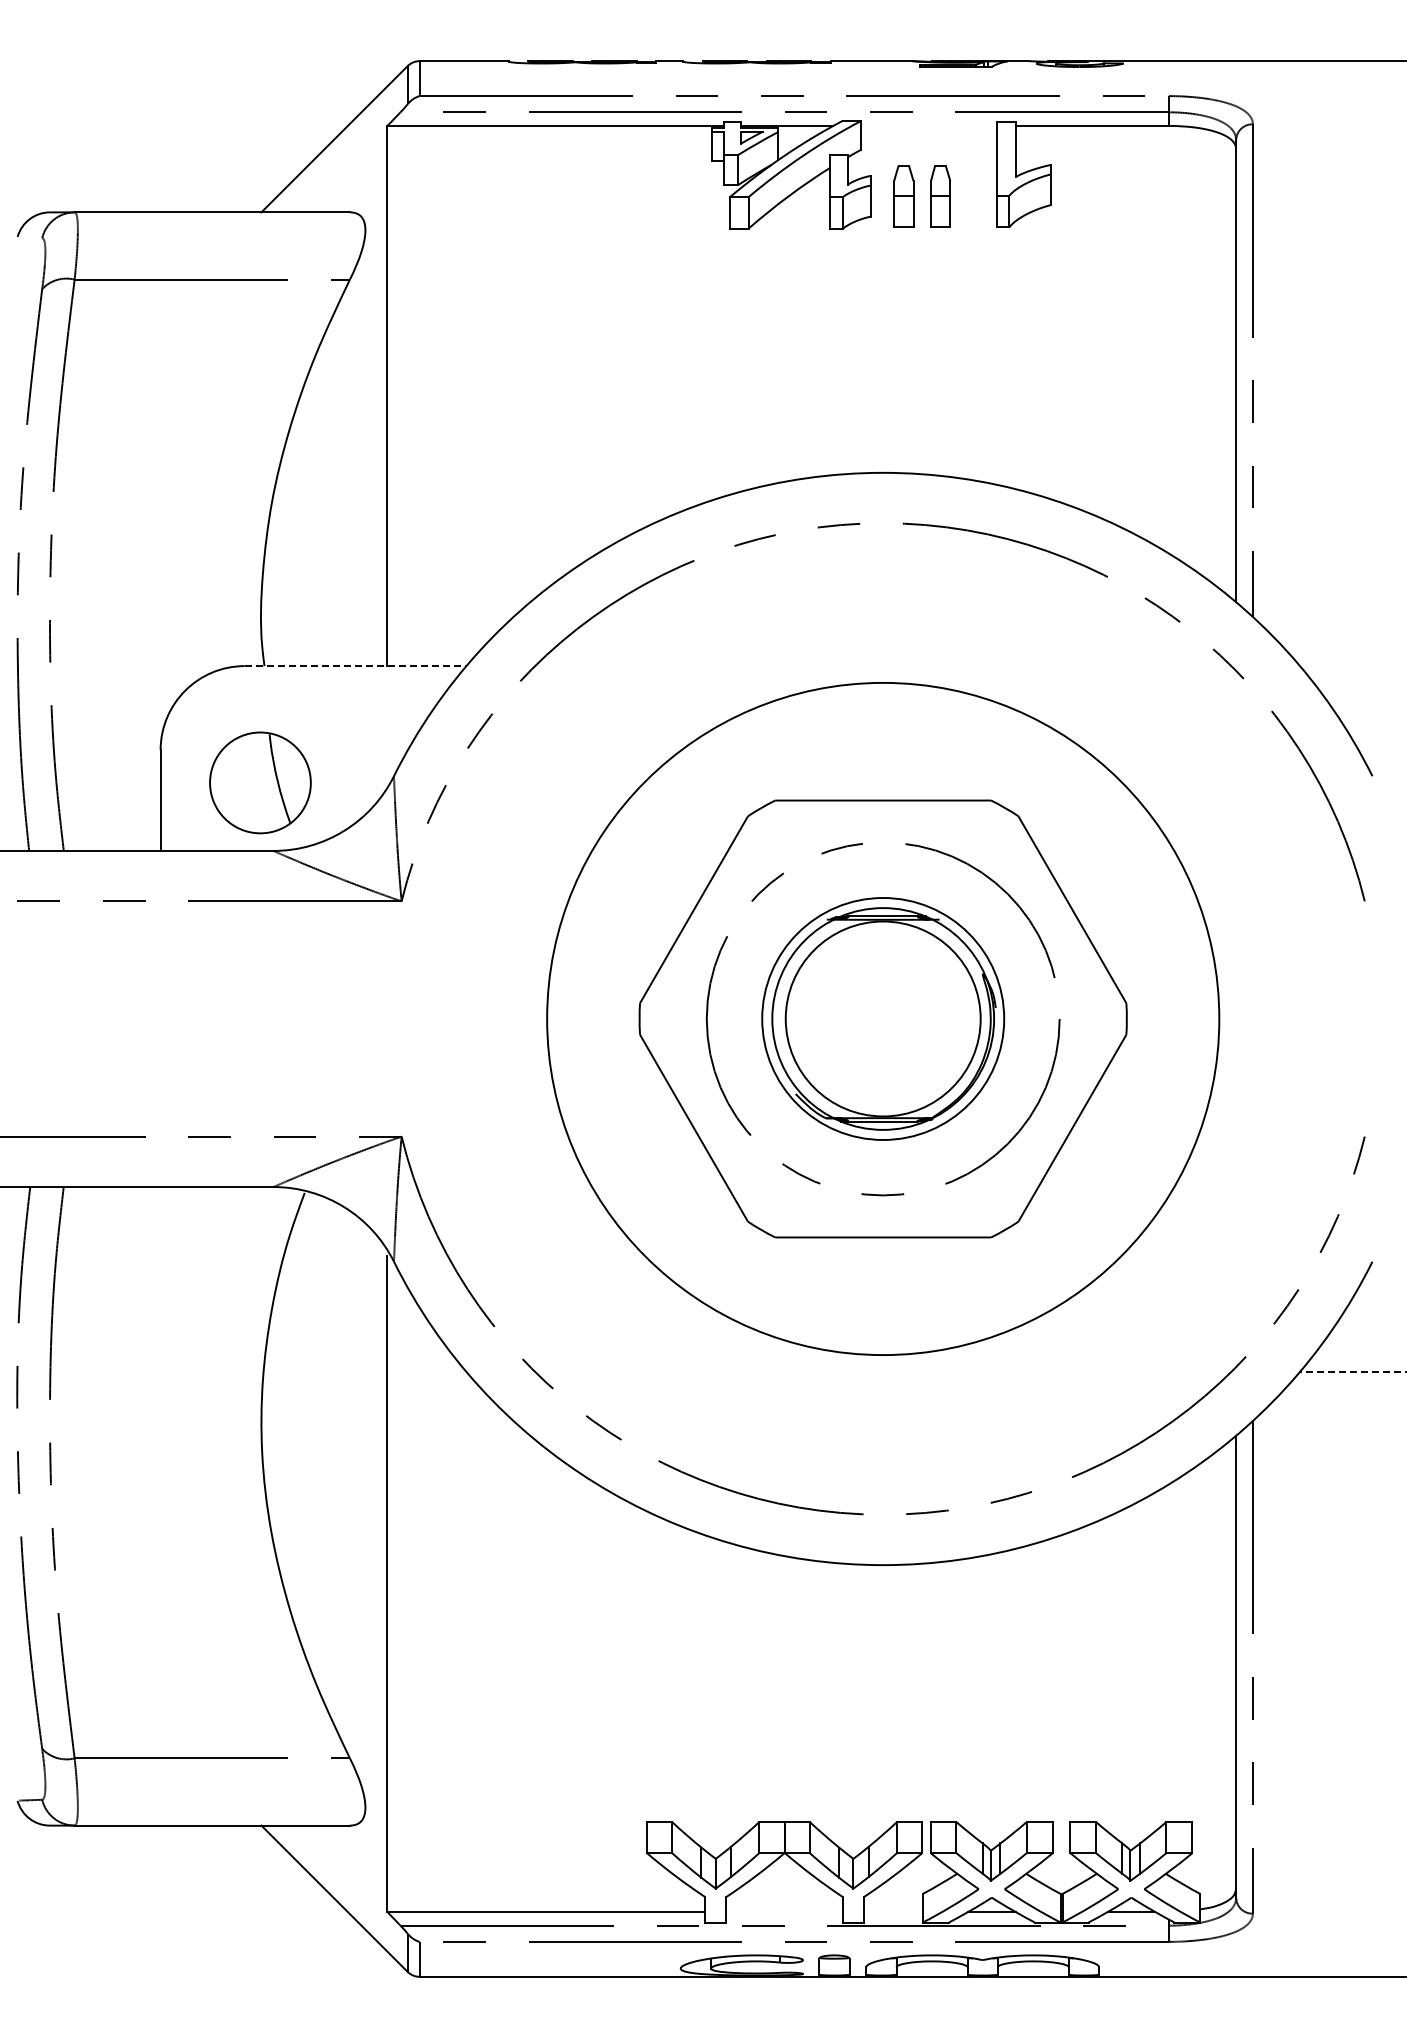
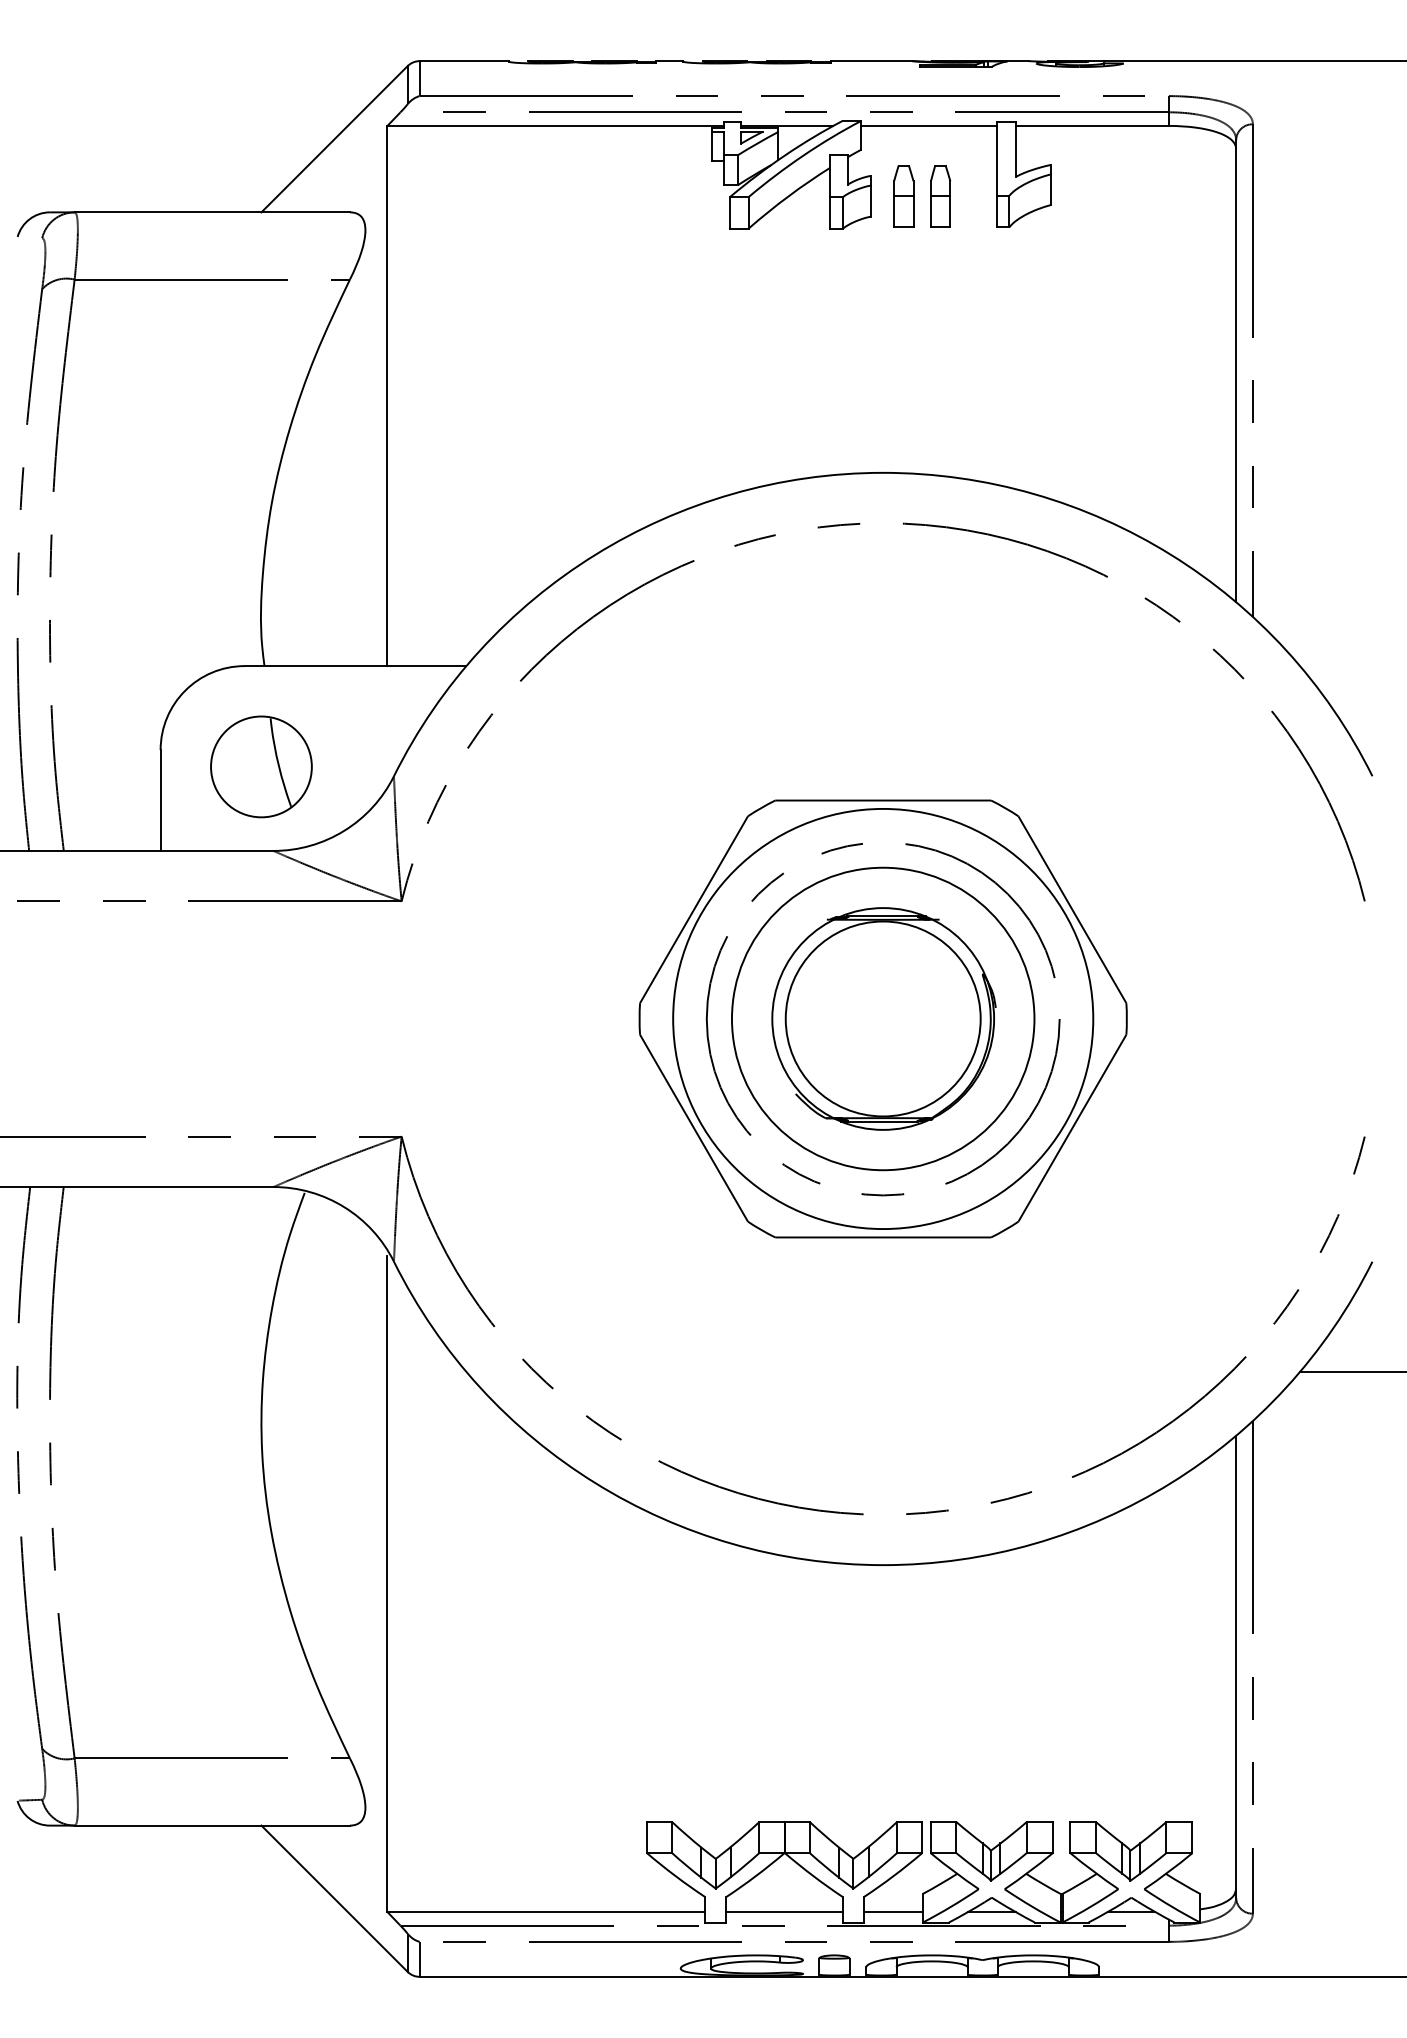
line: none -> present (928, 125)
line: dashed -> solid (355, 666)
part position: (260, 782) -> (261, 766) (261, 766)
circle diameter: 242 px -> 302 px (882, 1018)
circle diameter: 672 px -> 420 px (883, 1018)
line: dashed -> solid (1352, 1371)
line: none -> present (784, 1912)
line: none -> present (893, 1912)
